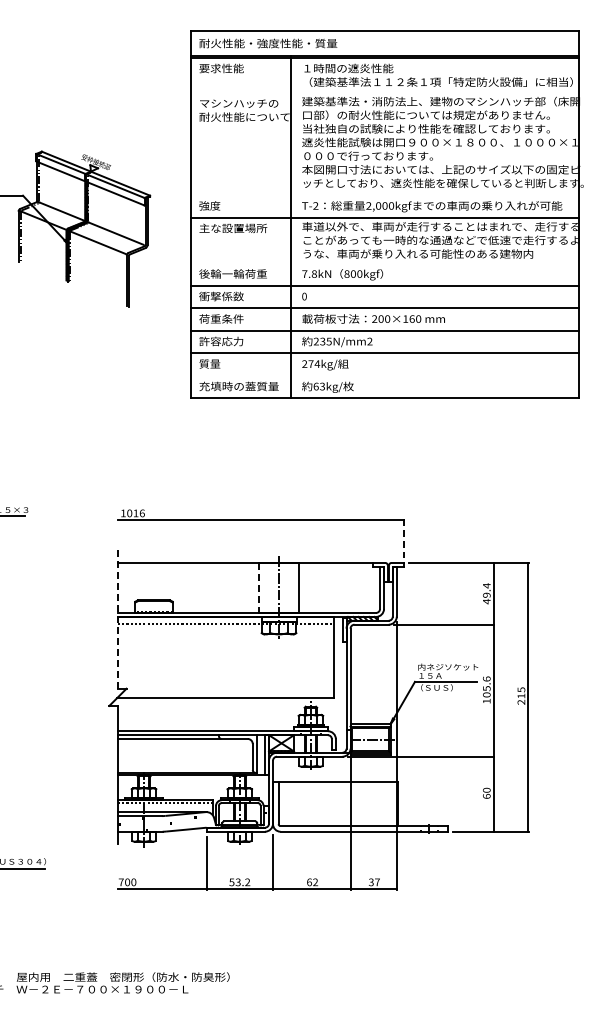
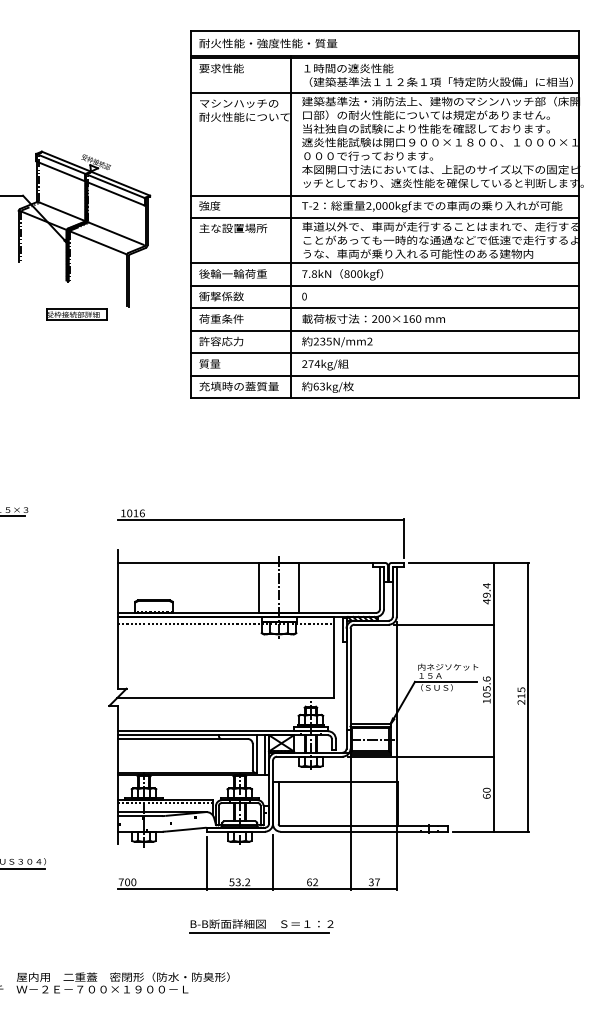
line: none -> present (384, 93)
line: none -> present (384, 195)
line: none -> present (384, 263)
part: none -> present (76, 314)
line: none -> present (384, 375)
line: dashed -> solid (404, 539)
line: dashed -> solid (259, 588)
line: dashed -> solid (117, 620)
part: none -> present (261, 926)
